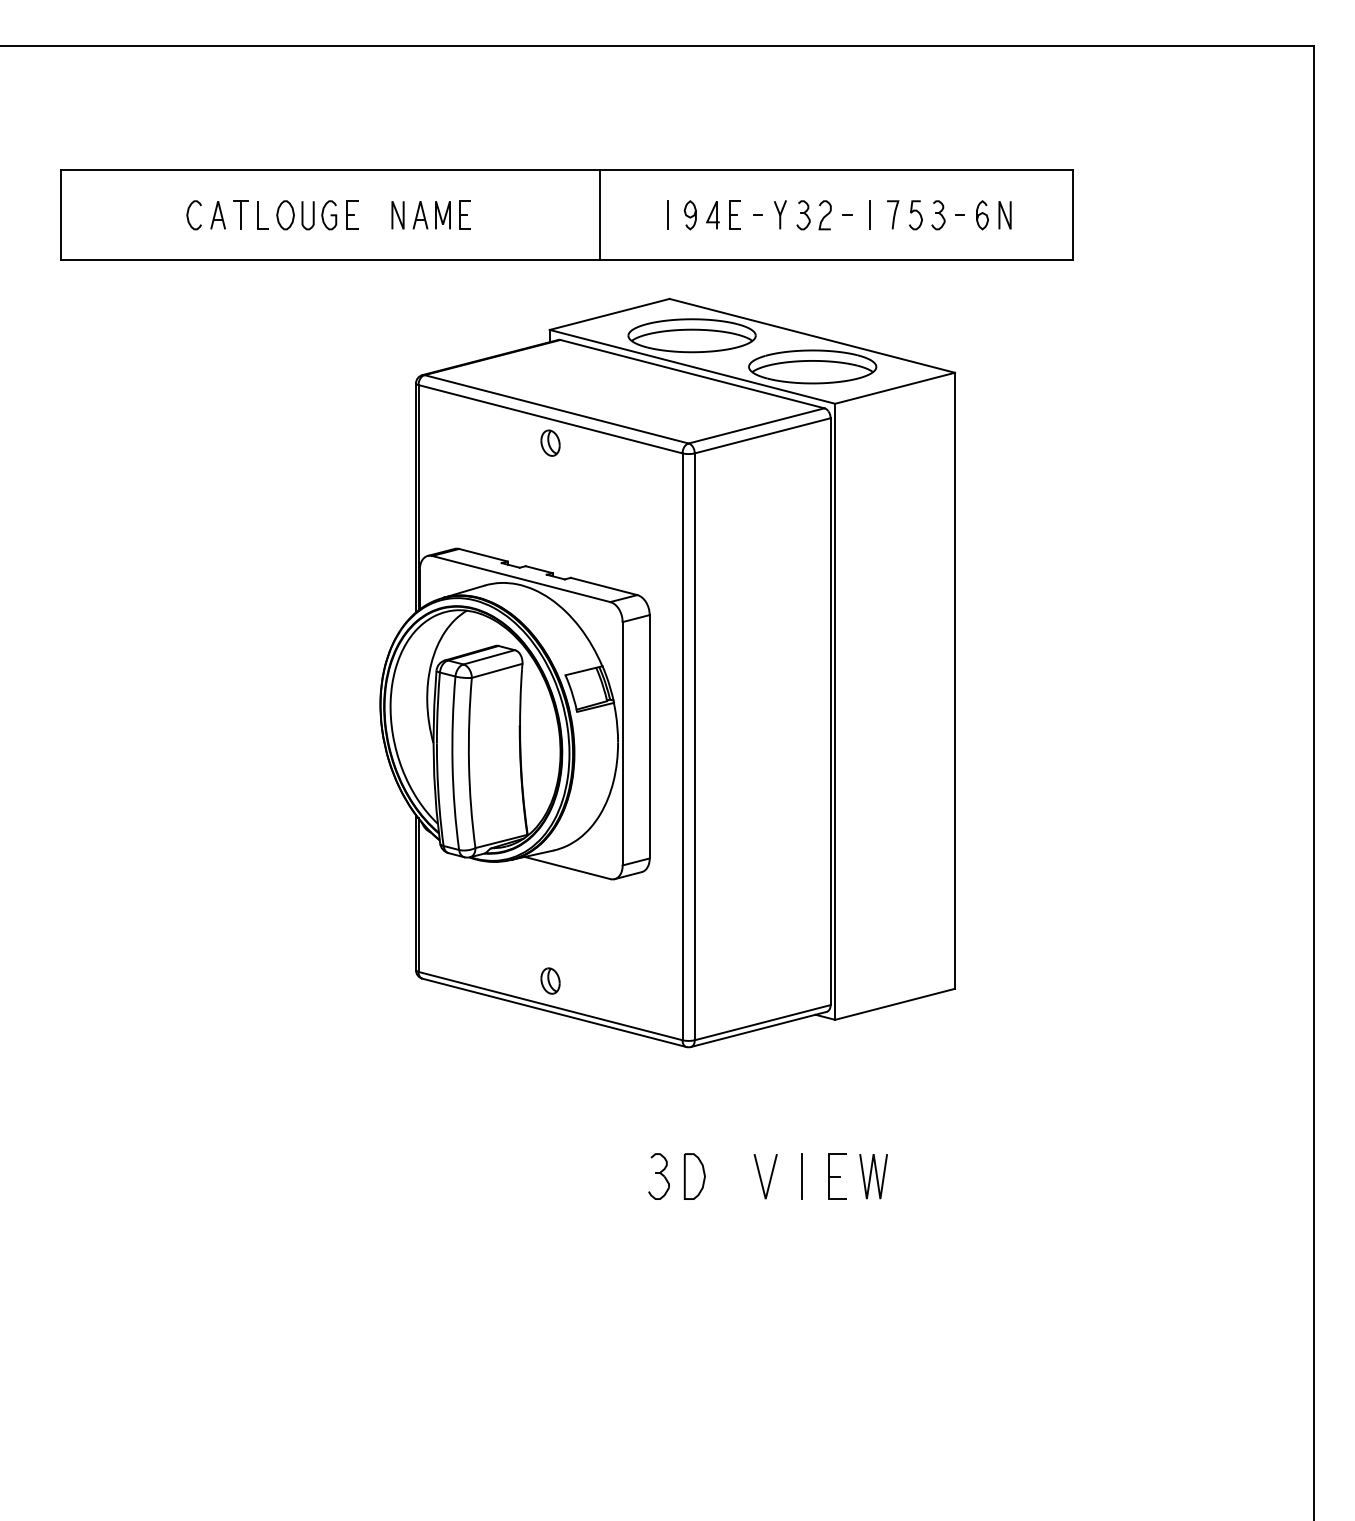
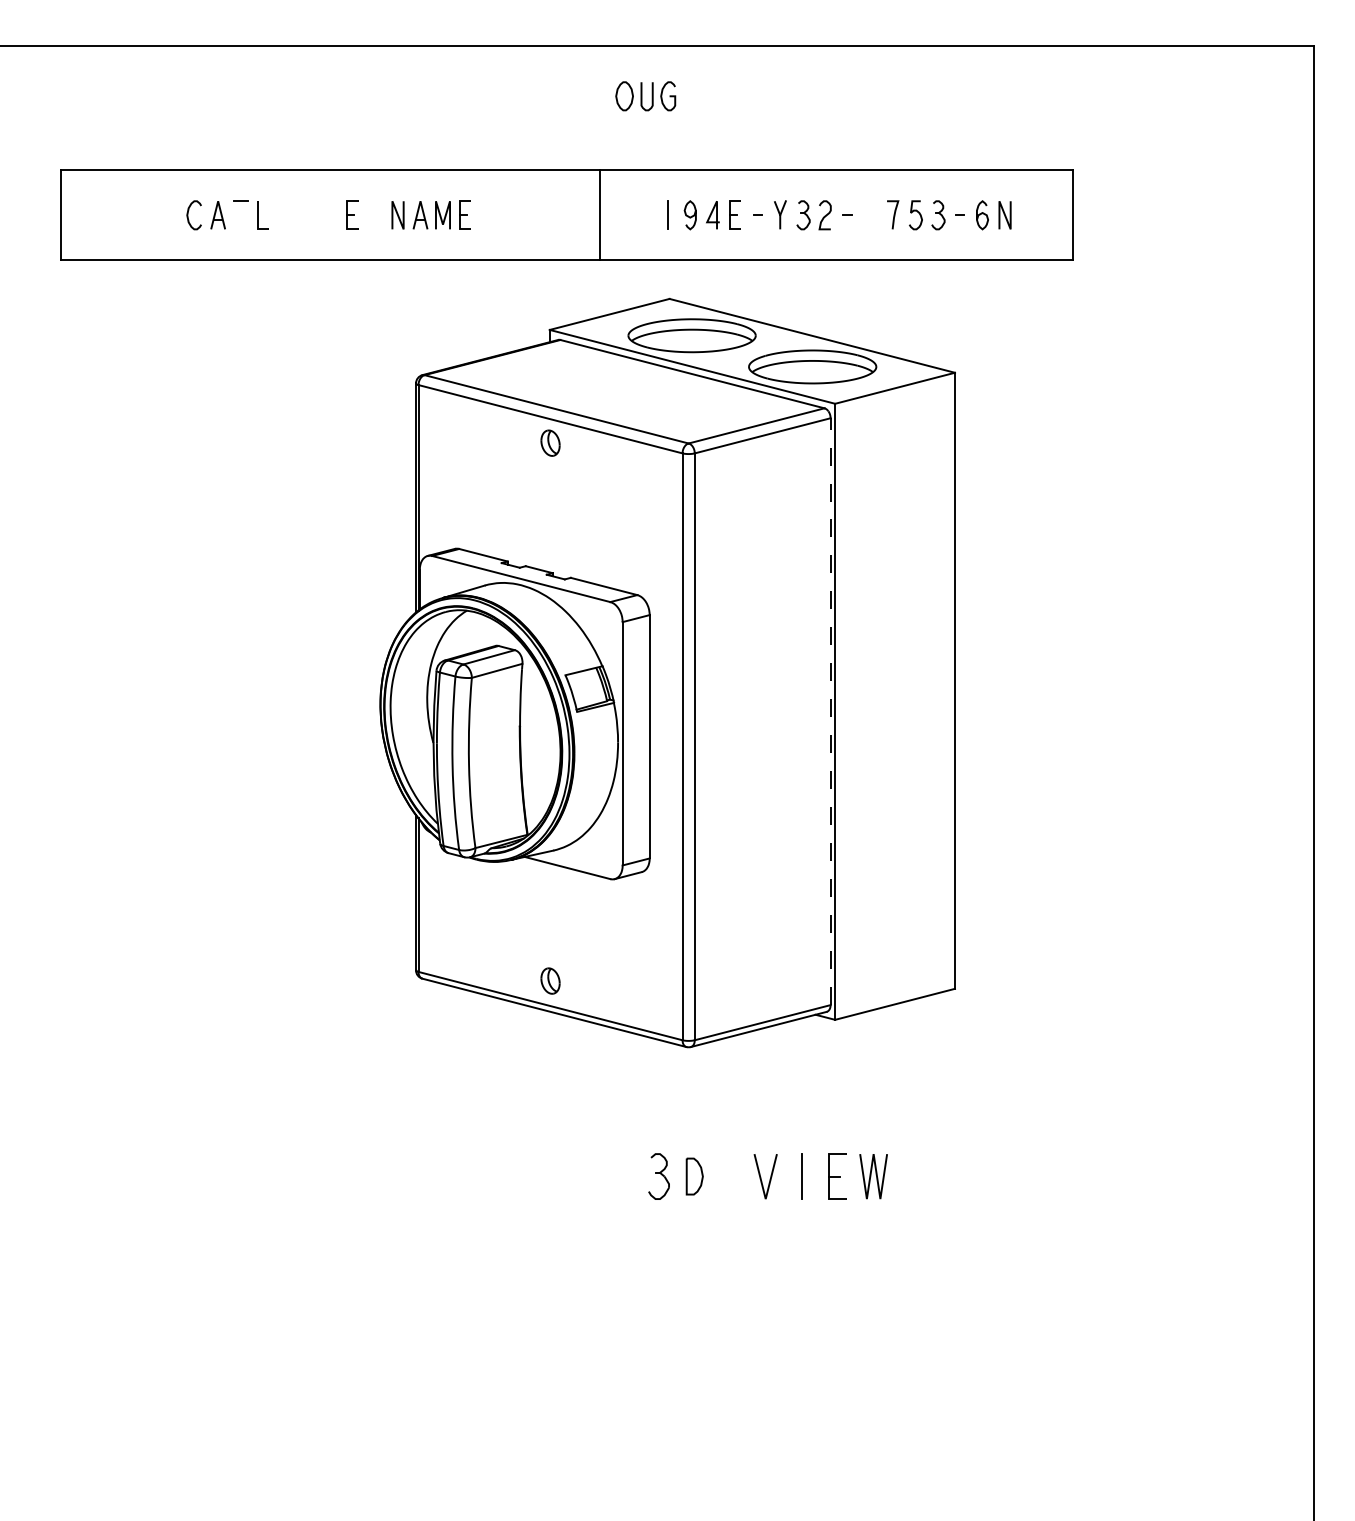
line: present -> none (240, 215)
part position: (306, 215) -> (645, 96) (645, 96)
line: present -> none (870, 215)
line: solid -> dashed (830, 711)
part size: 23x47 px -> 19x39 px (694, 1176)
